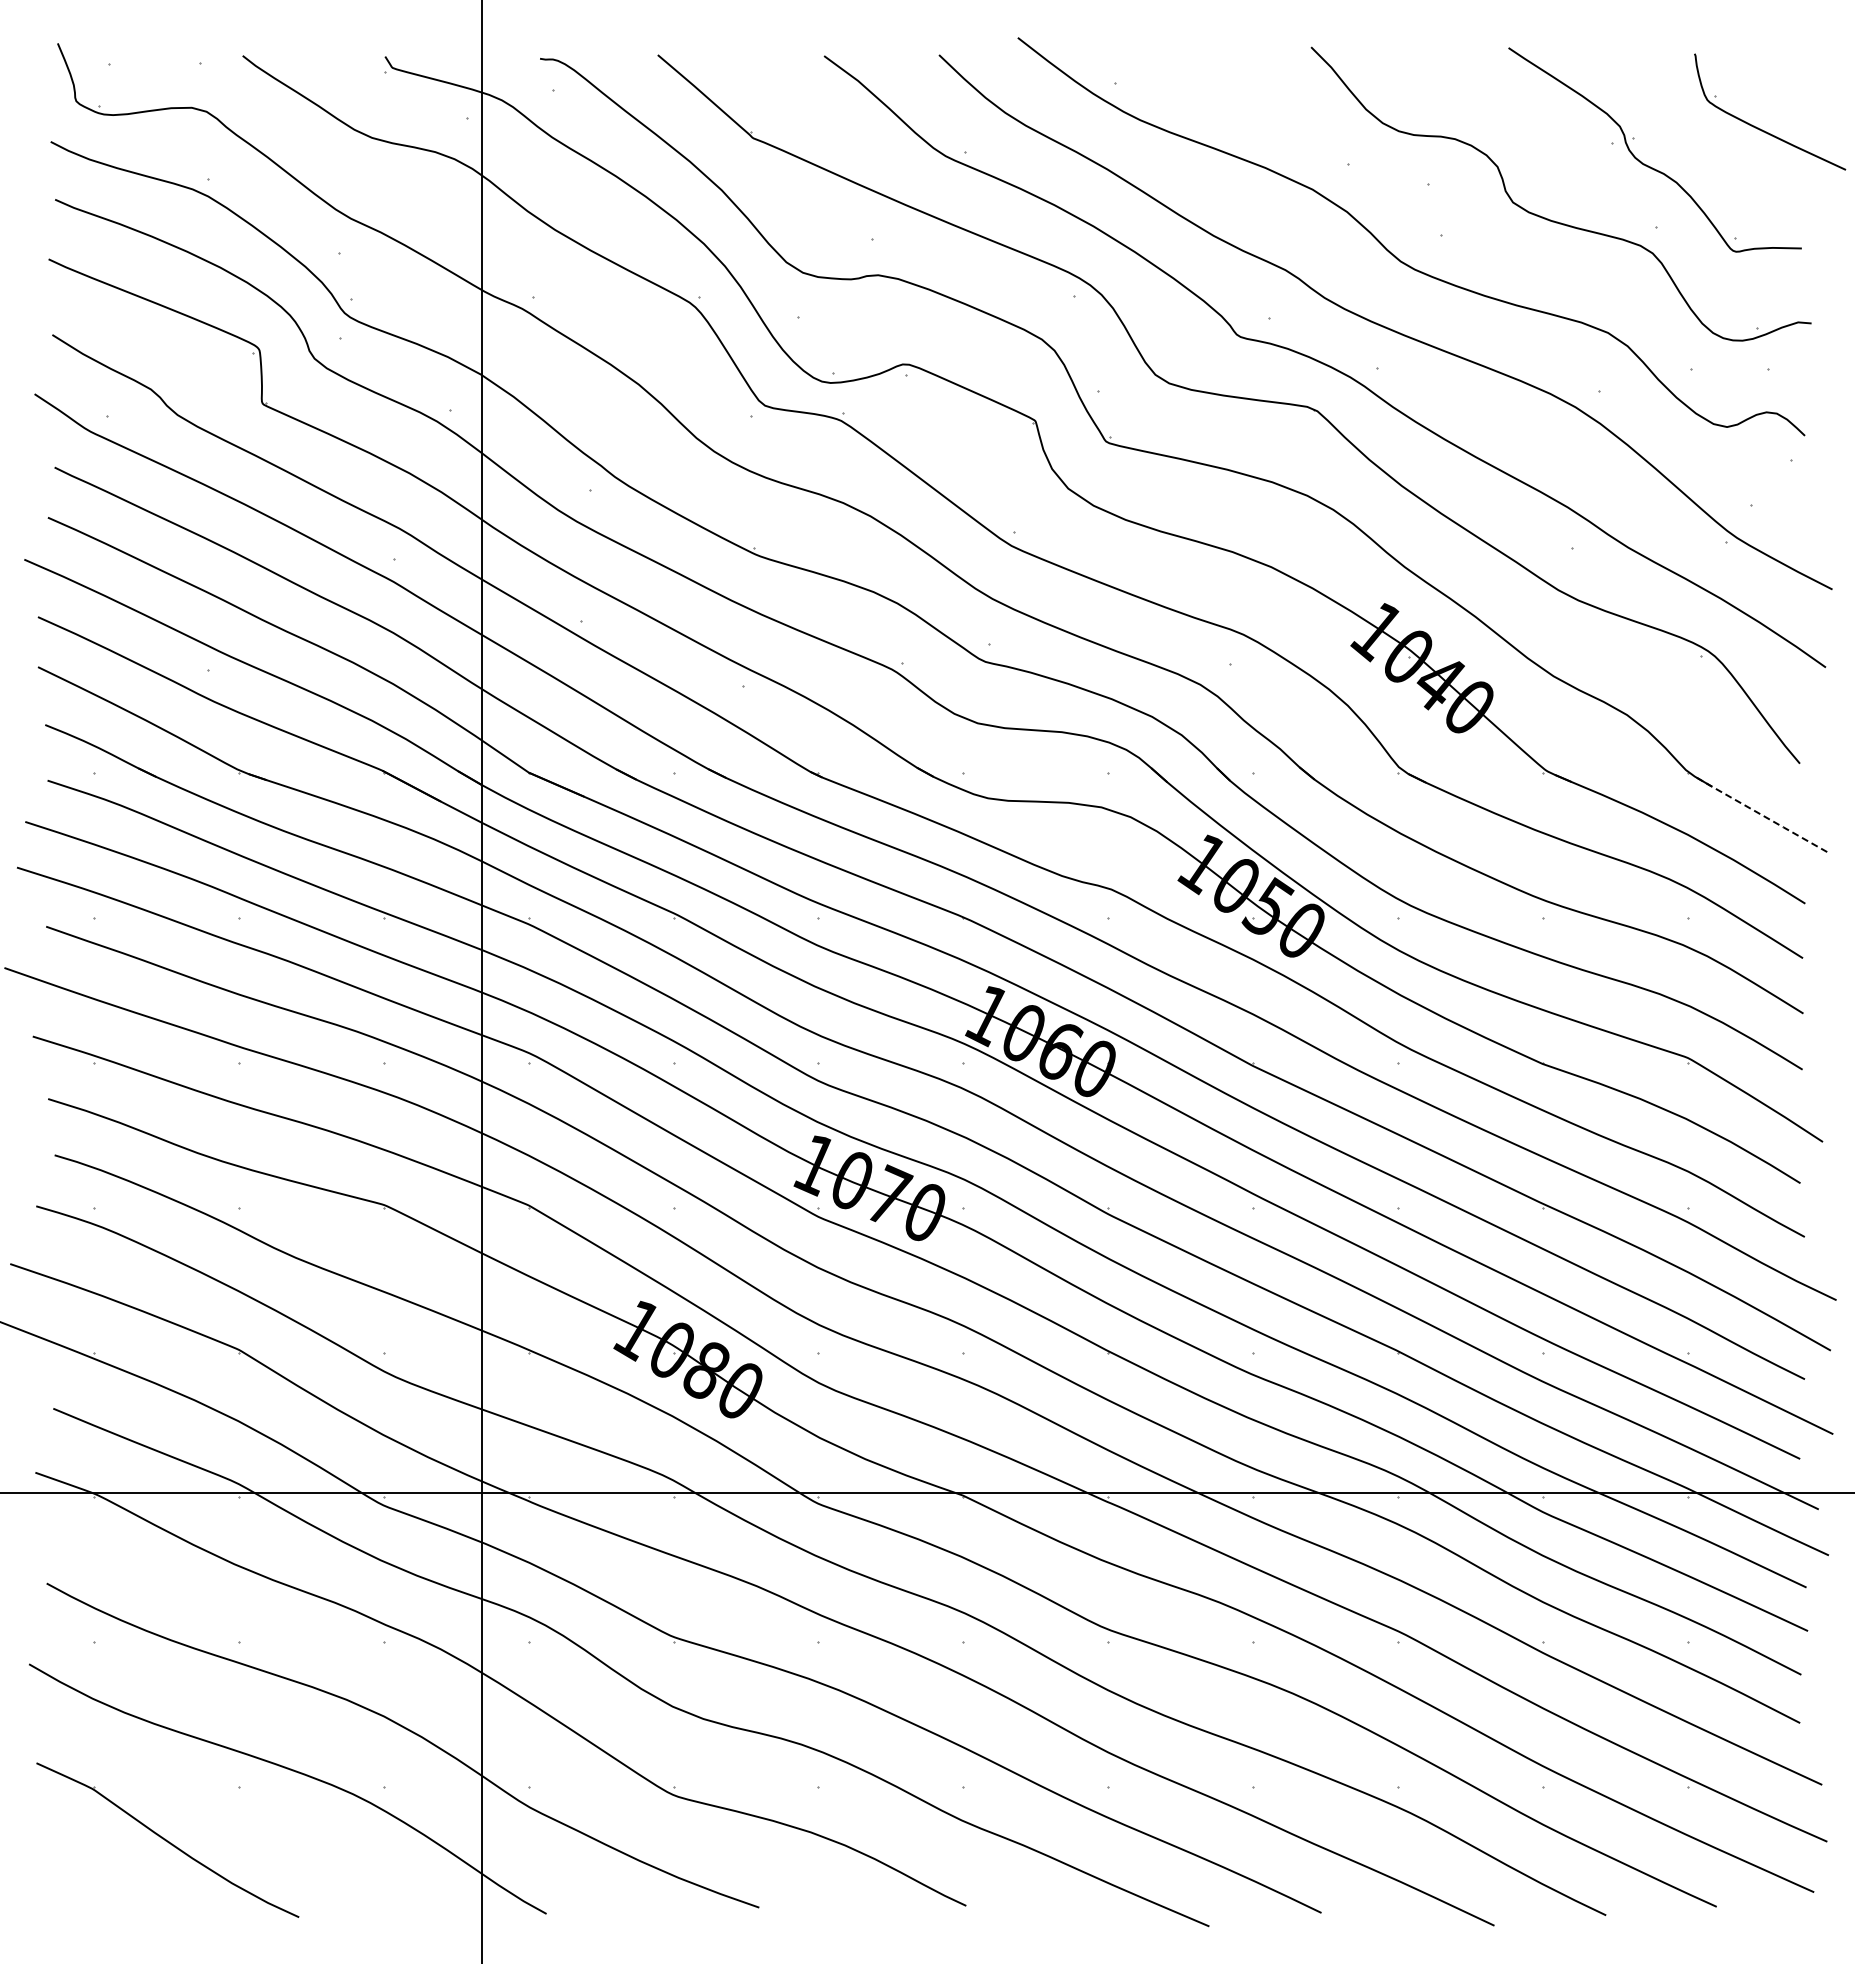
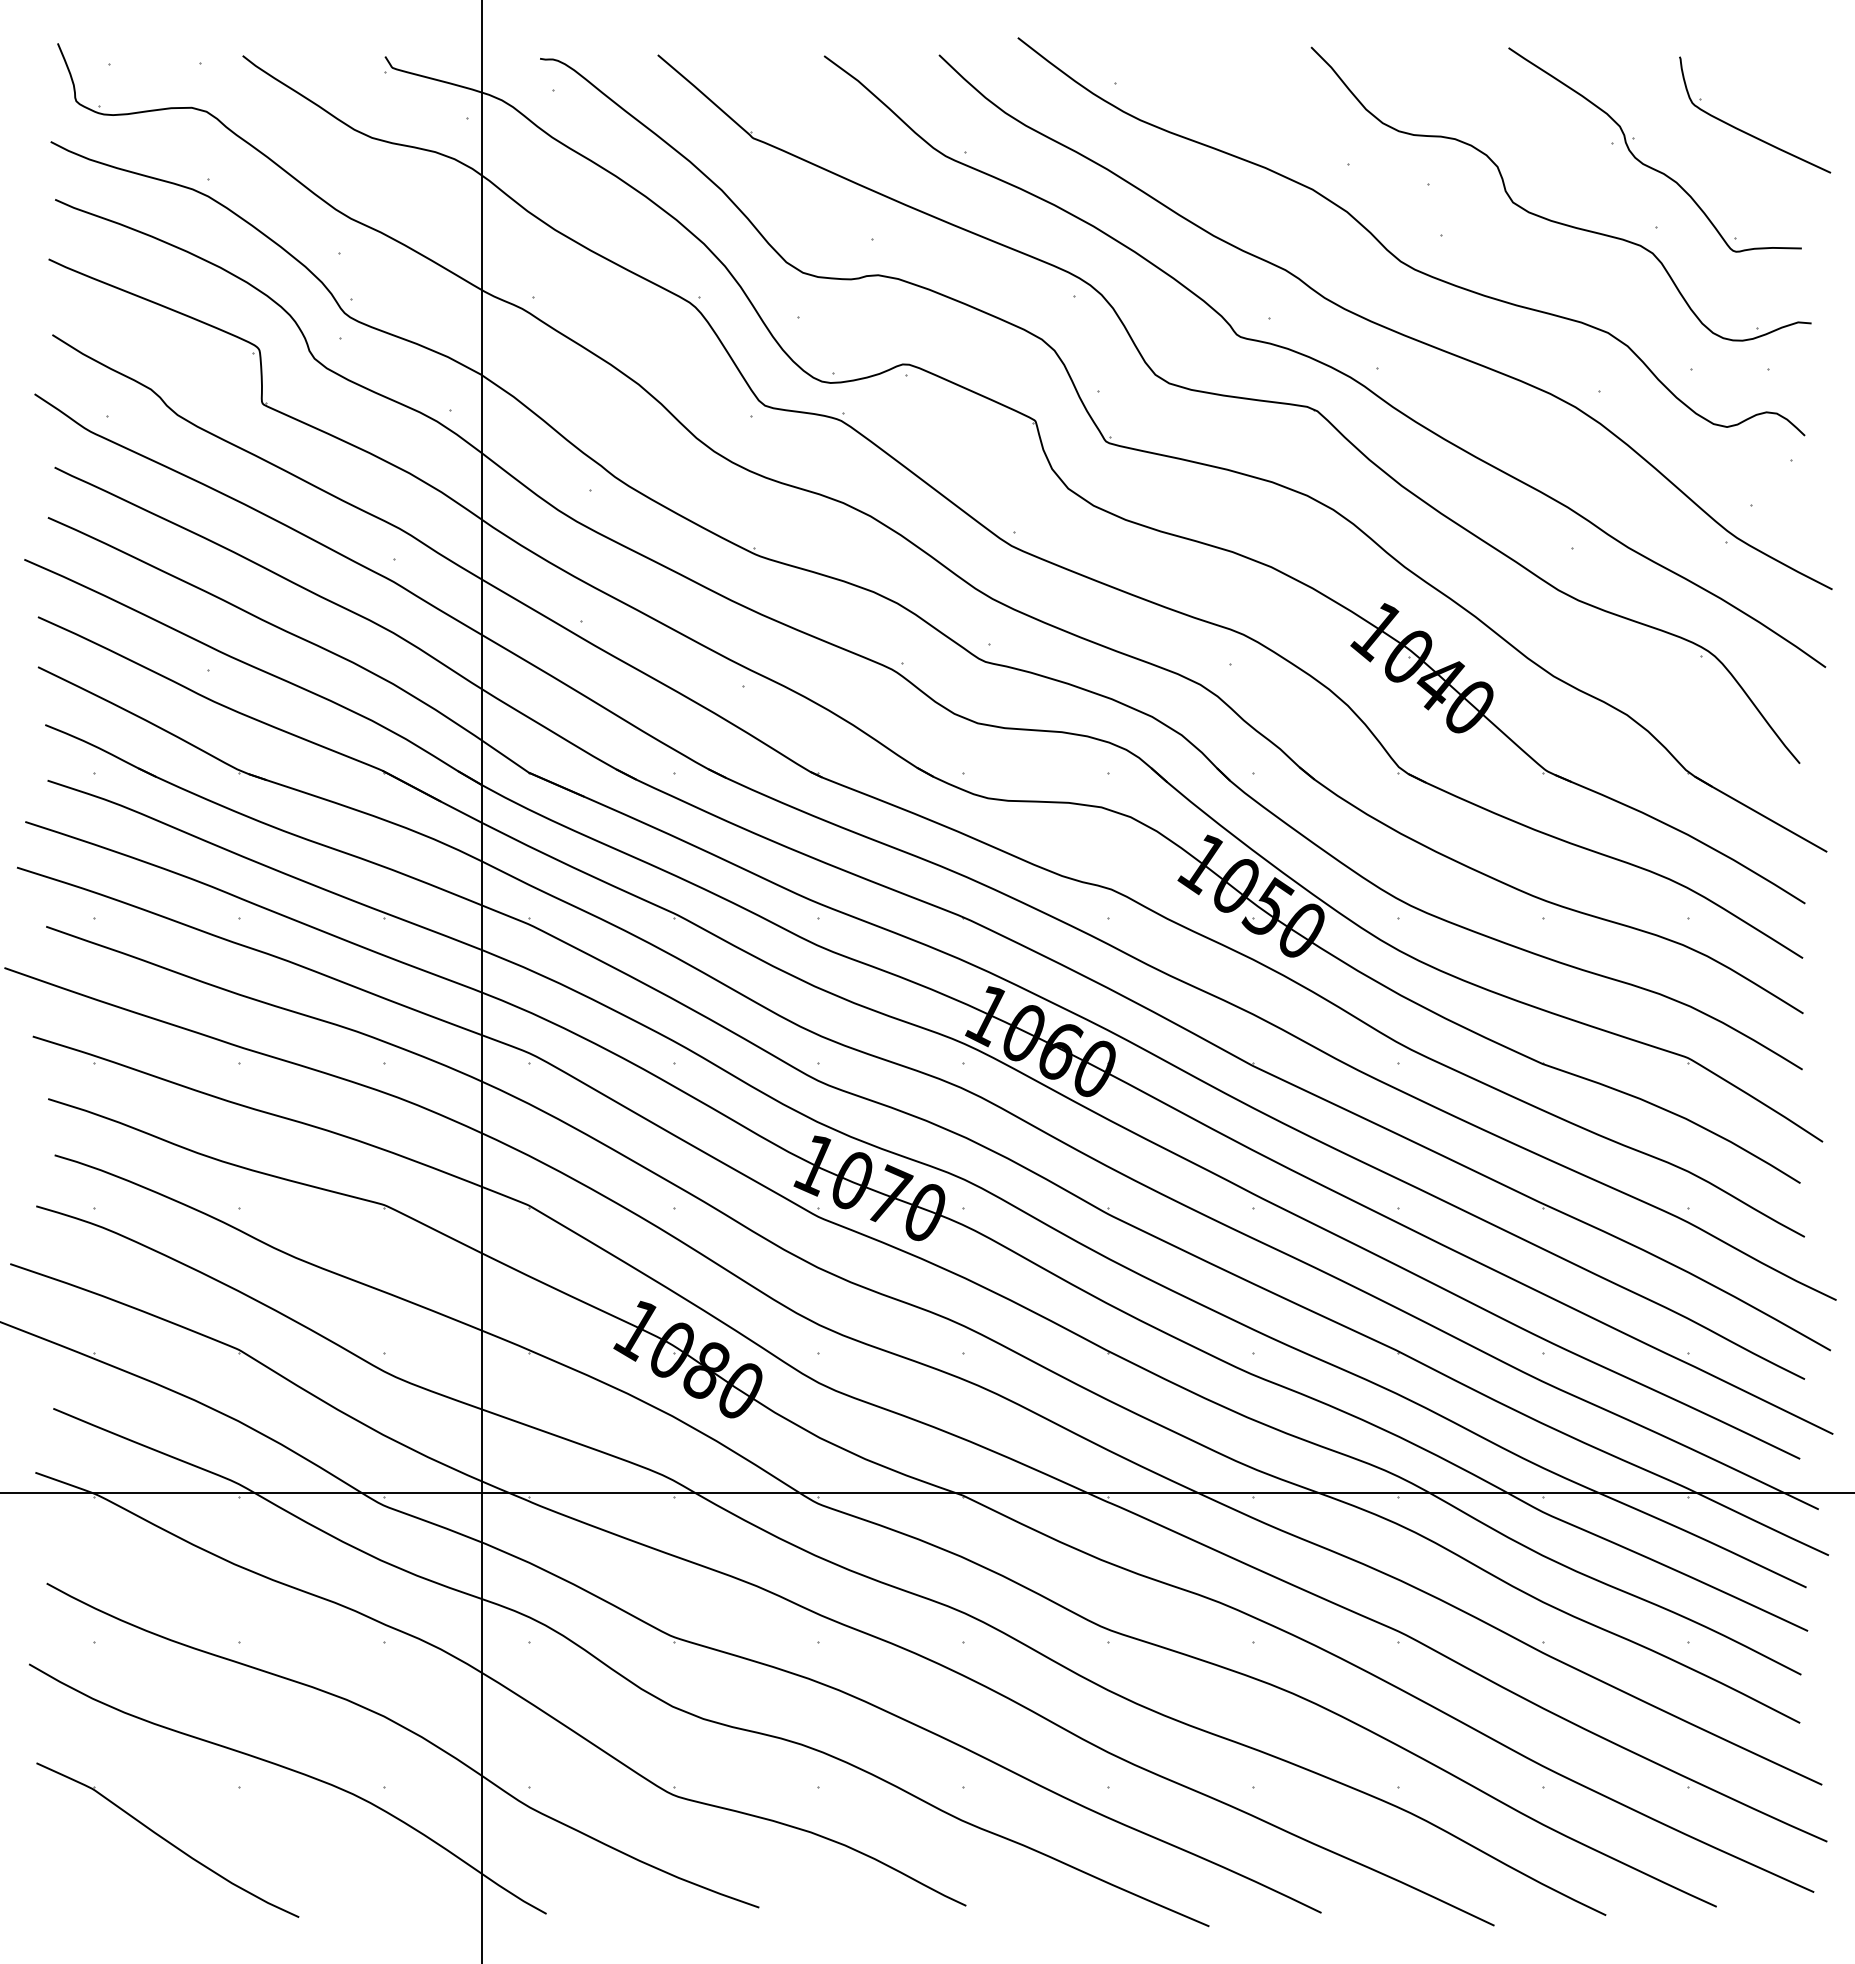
part position: (1762, 129) -> (1747, 132) (1747, 132)
line: dashed -> solid (1760, 814)
